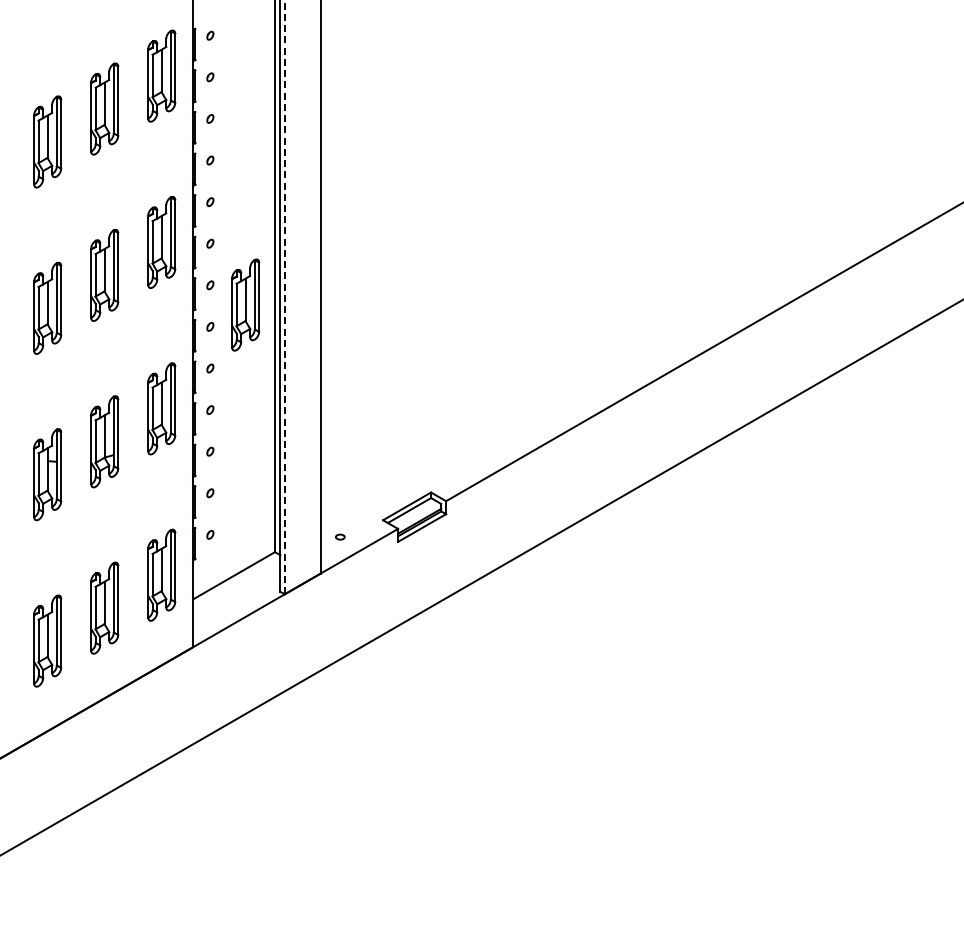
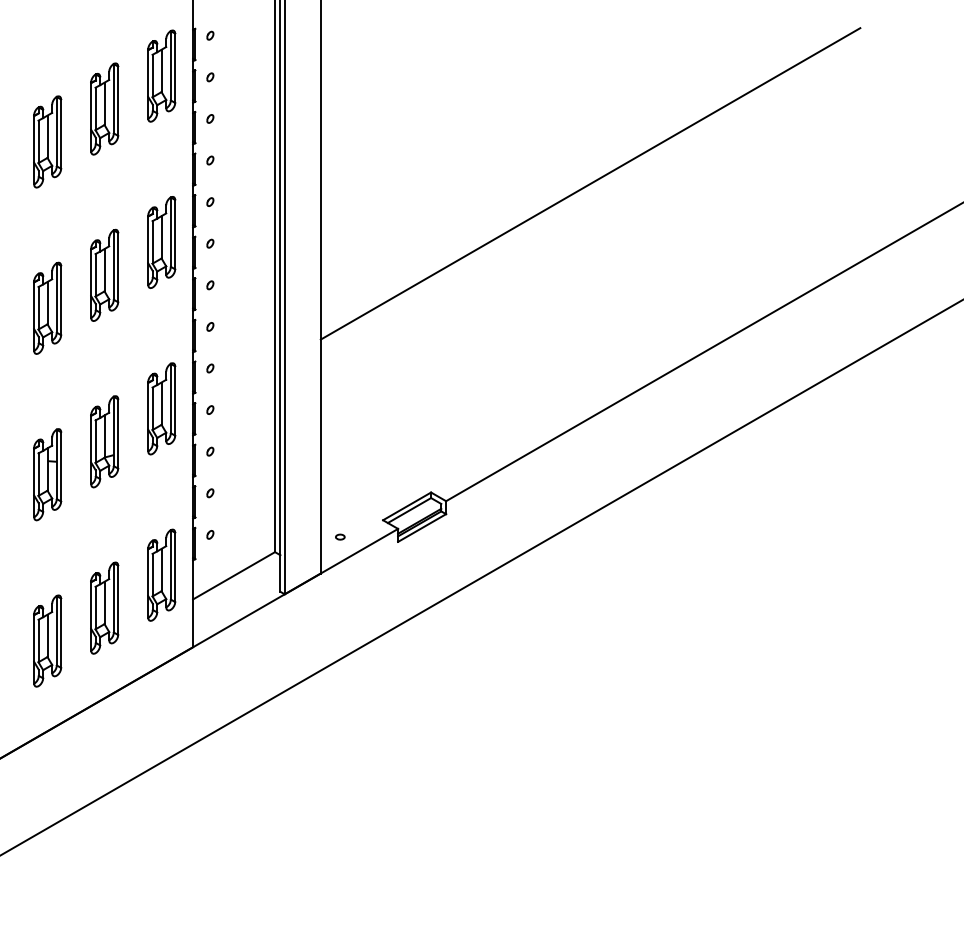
line: none -> present (590, 183)
line: dashed -> solid (284, 297)
part: present -> none (245, 304)
